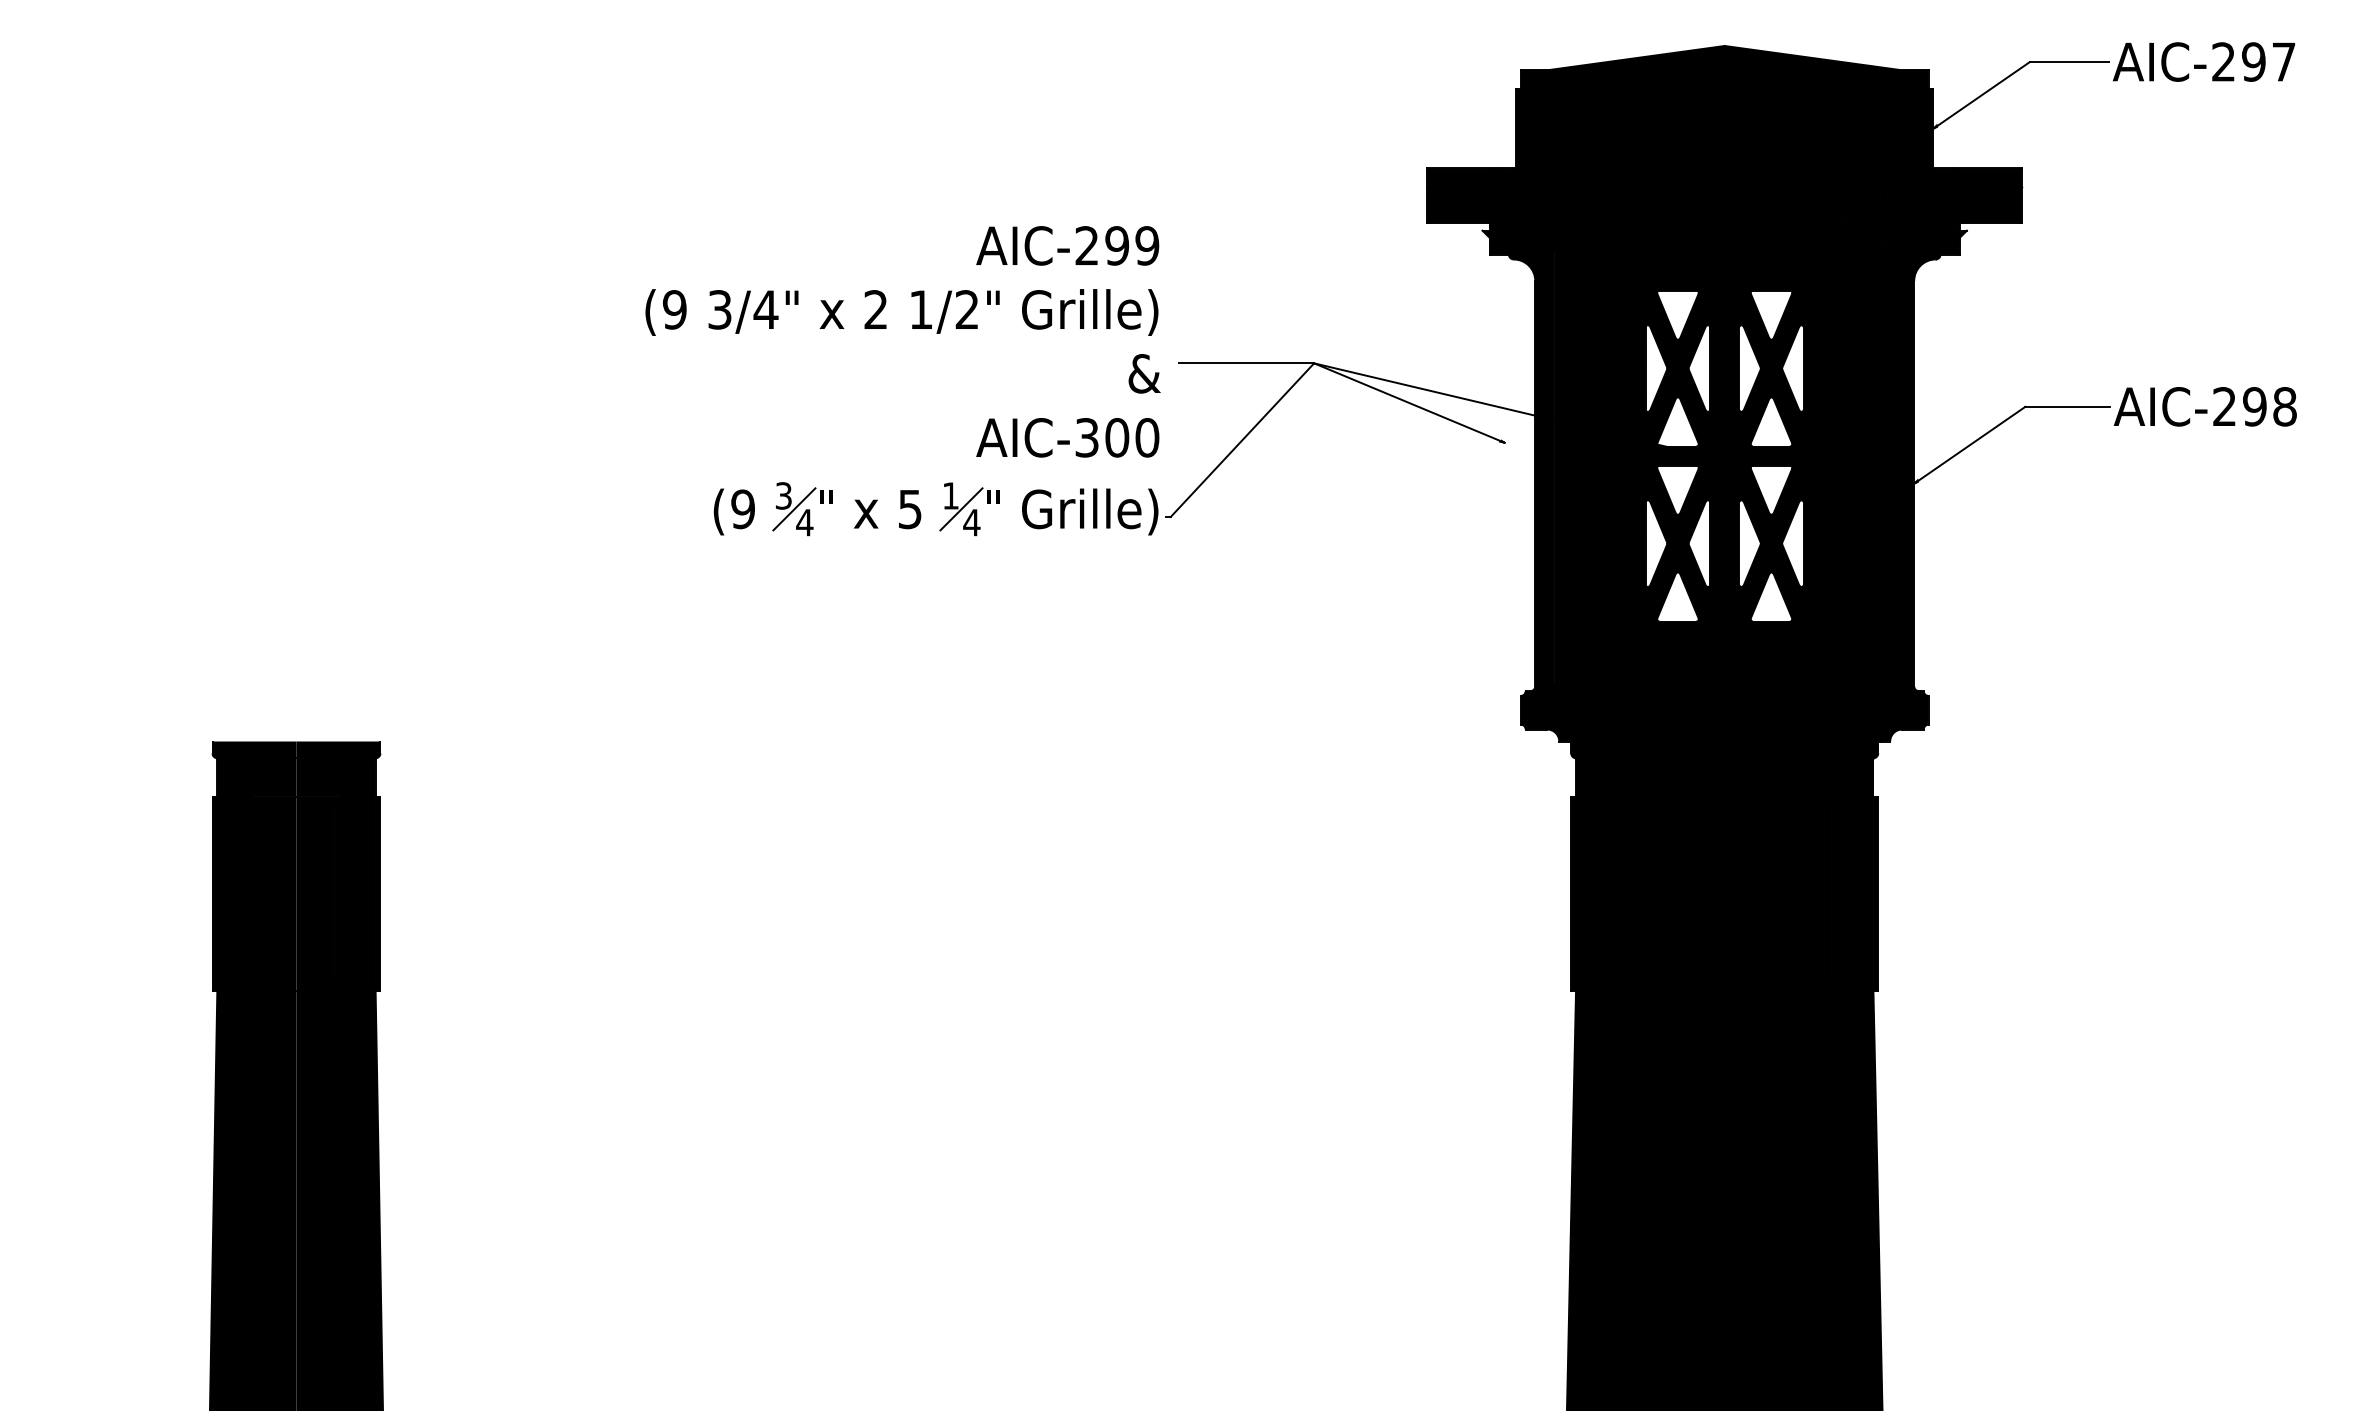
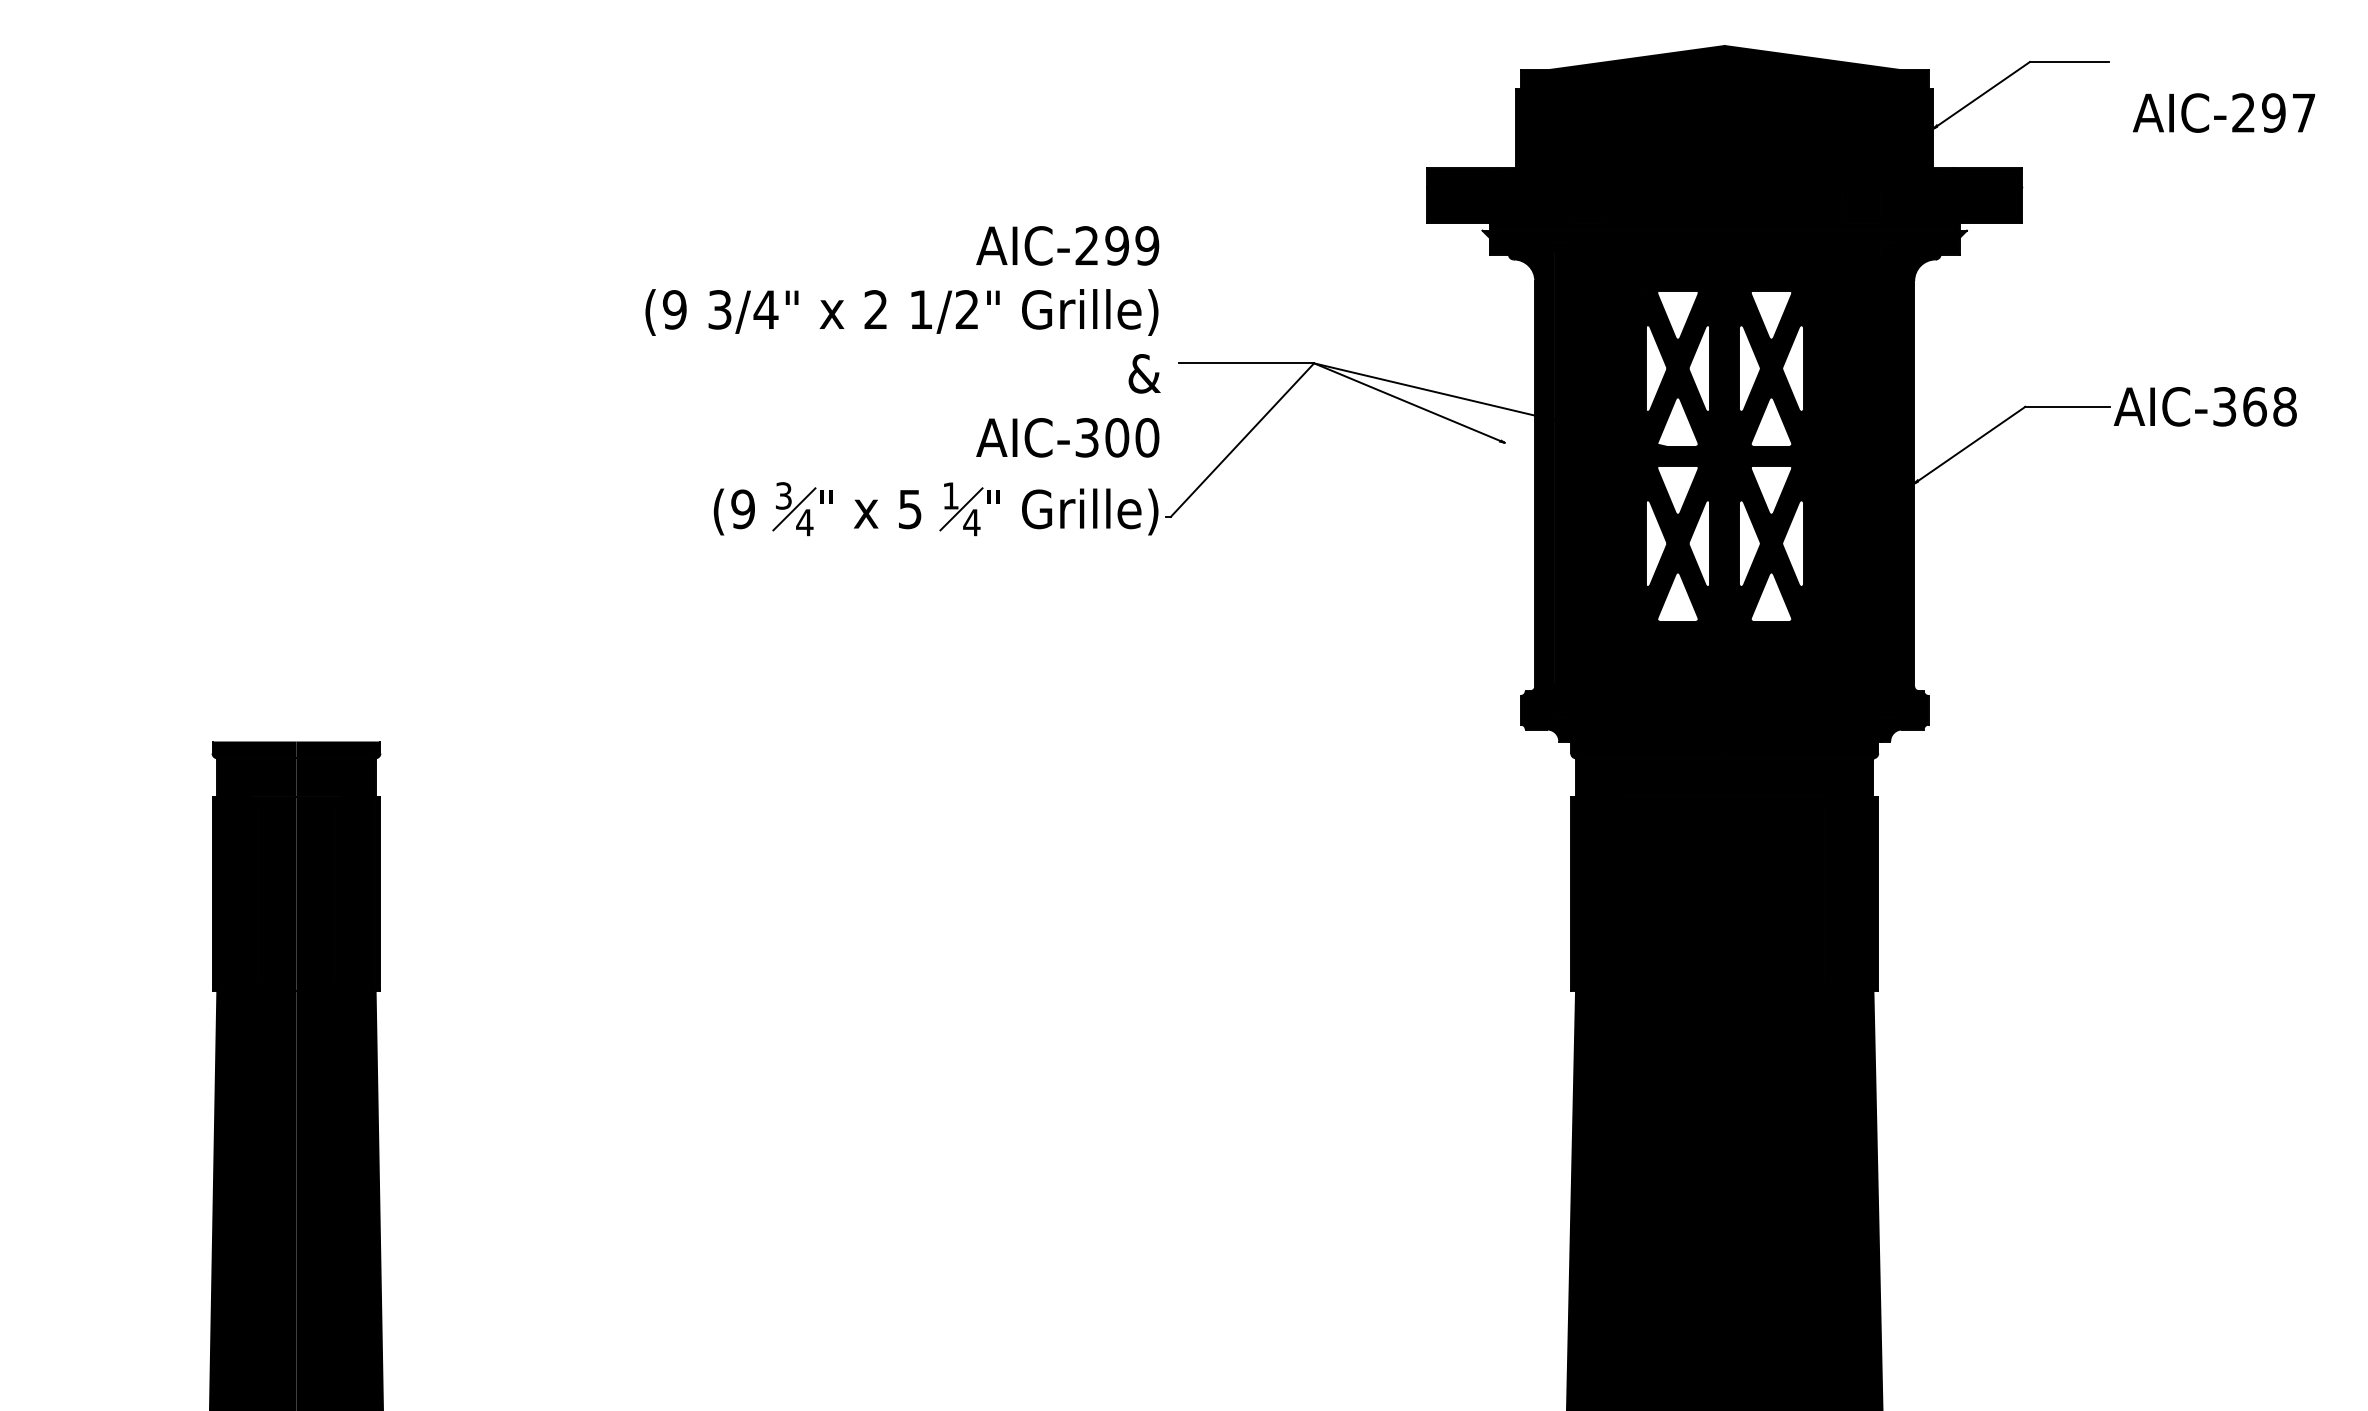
text position: (2204, 61) -> (2224, 112) (2224, 112)
text: AIC-298 -> AIC-368 (2239, 406)
